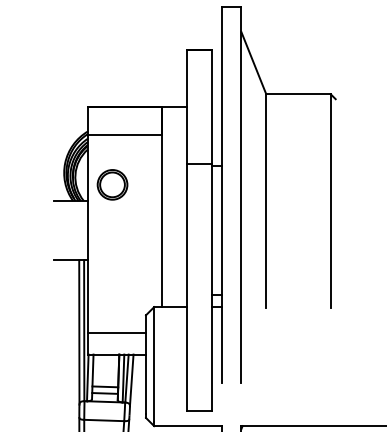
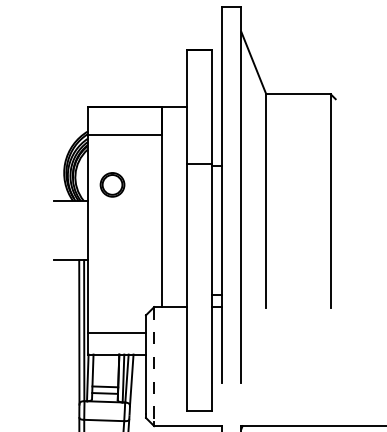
part size: 33x32 px -> 27x26 px (112, 184)
line: solid -> dashed (154, 364)
